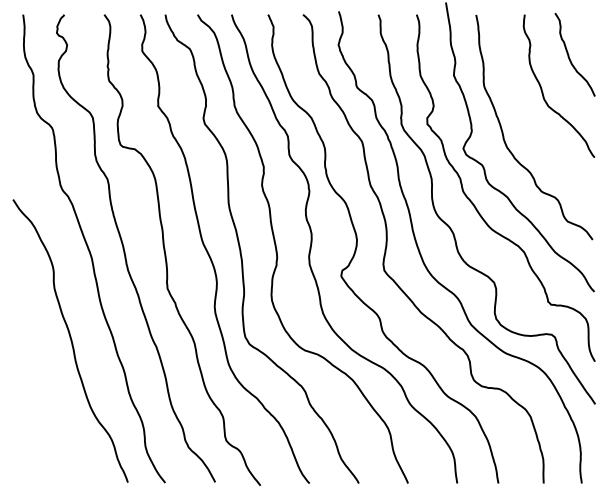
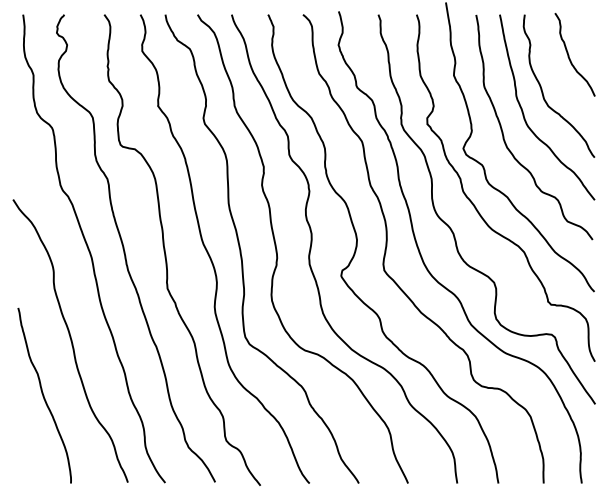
curve: none -> present (524, 114)
curve: none -> present (44, 395)
